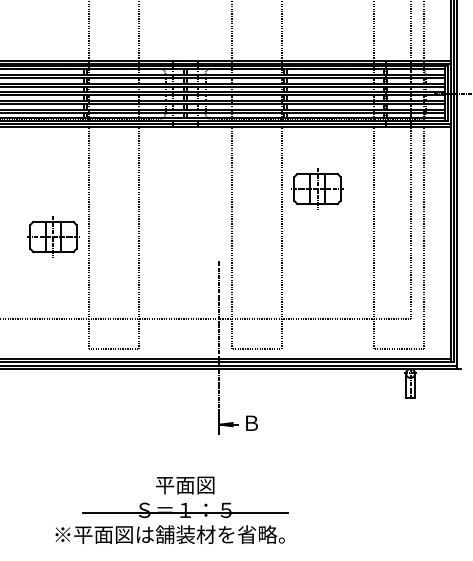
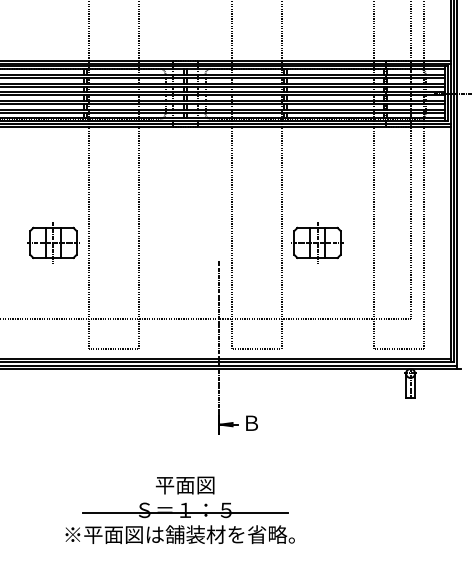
part position: (317, 188) -> (317, 242) (317, 242)
part position: (53, 236) -> (53, 242) (53, 242)
text position: (169, 534) -> (179, 534) (179, 534)
